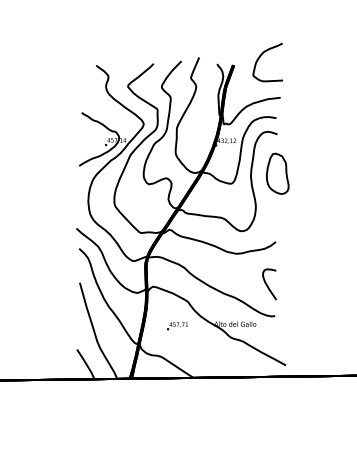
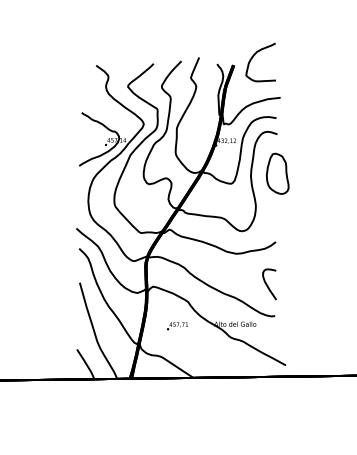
part position: (261, 56) -> (254, 56) (254, 56)
